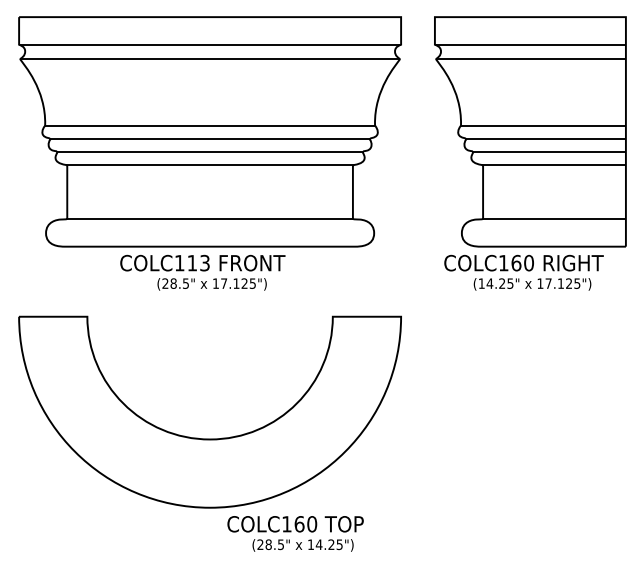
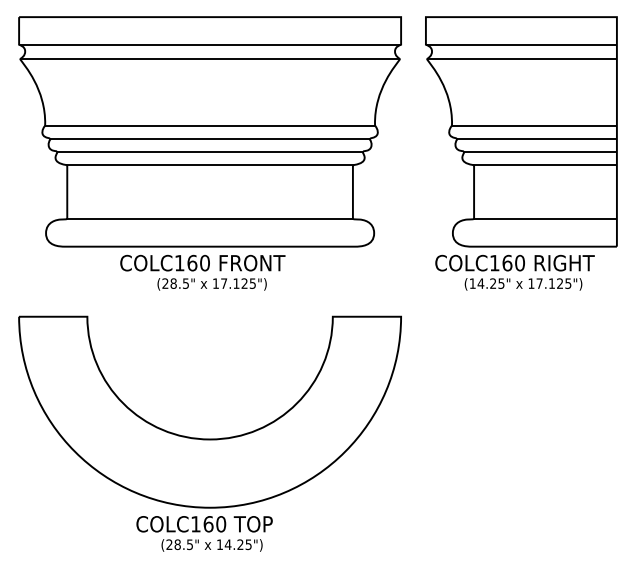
part position: (530, 153) -> (521, 153) (521, 153)
text: COLC113 -> COLC160 (198, 262)
text position: (295, 533) -> (204, 533) (204, 533)
